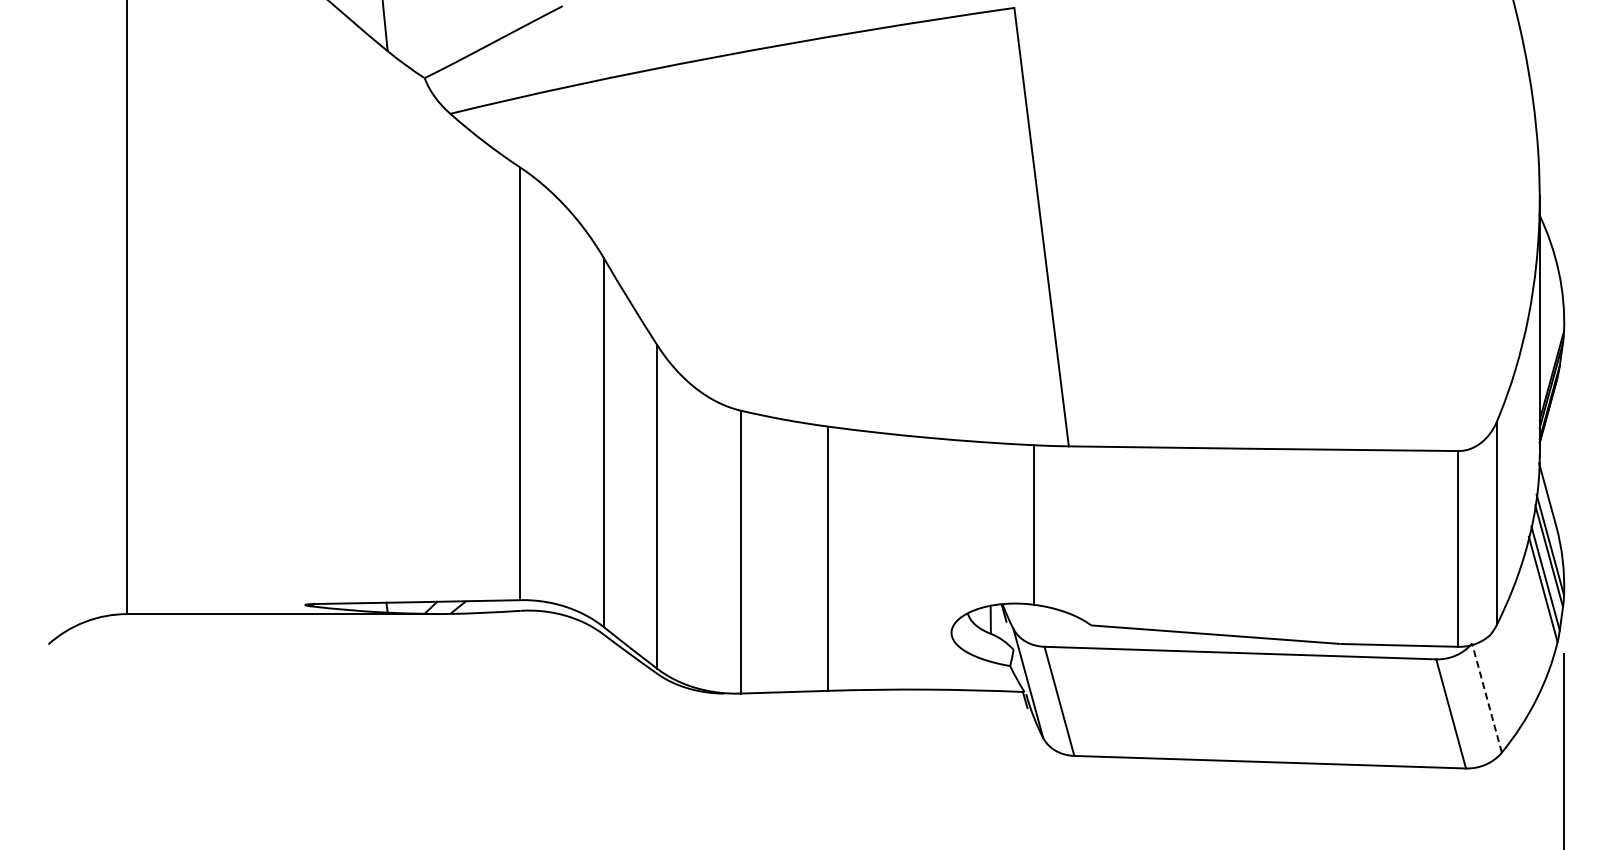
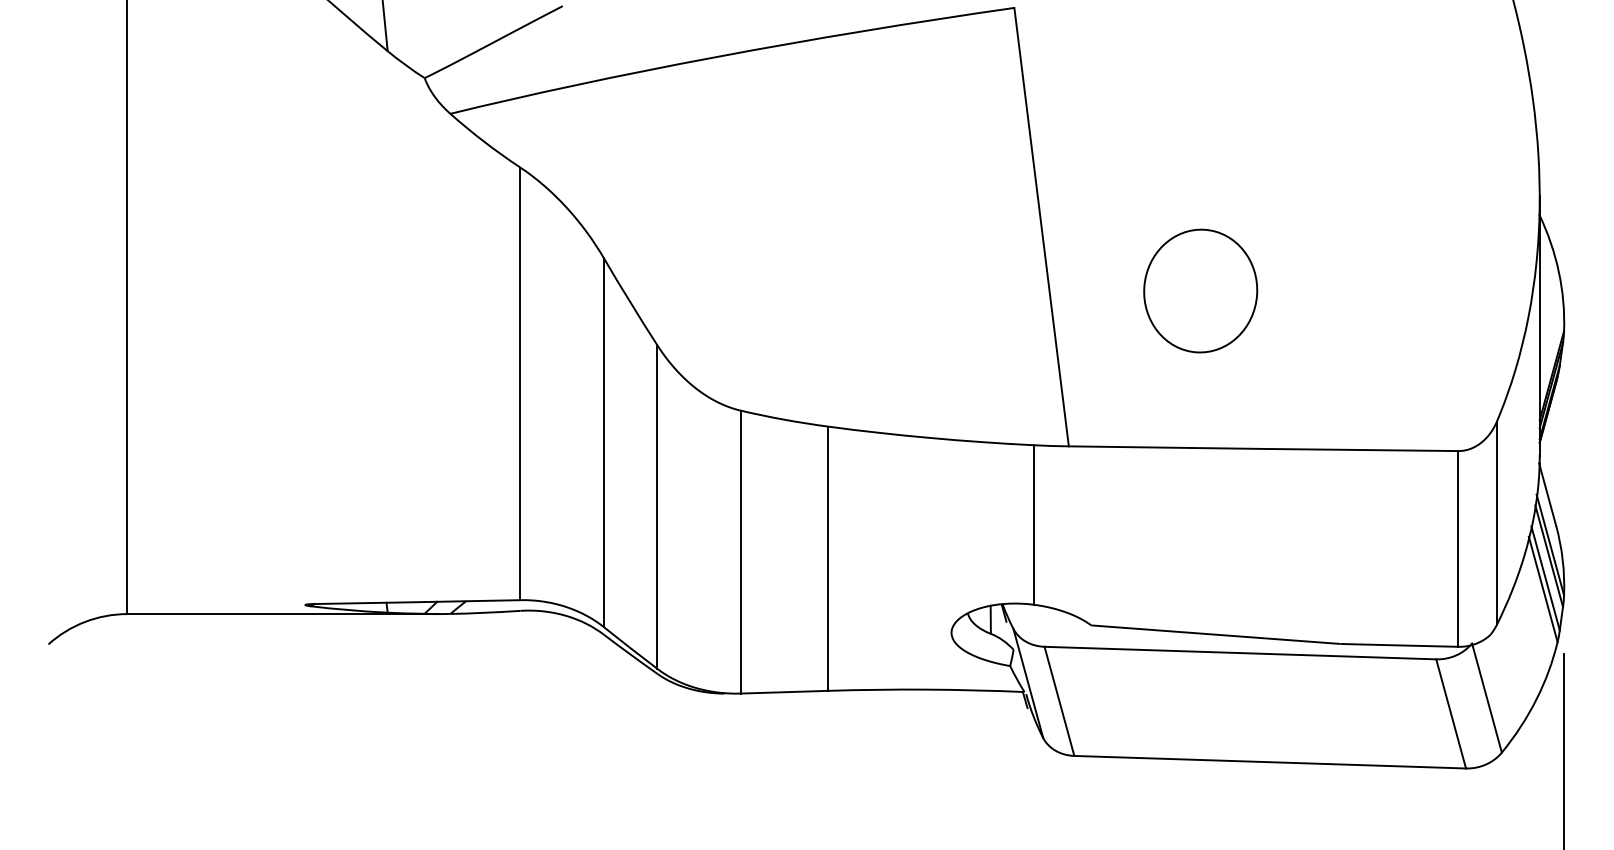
part: none -> present (1200, 290)
line: dashed -> solid (1486, 698)
